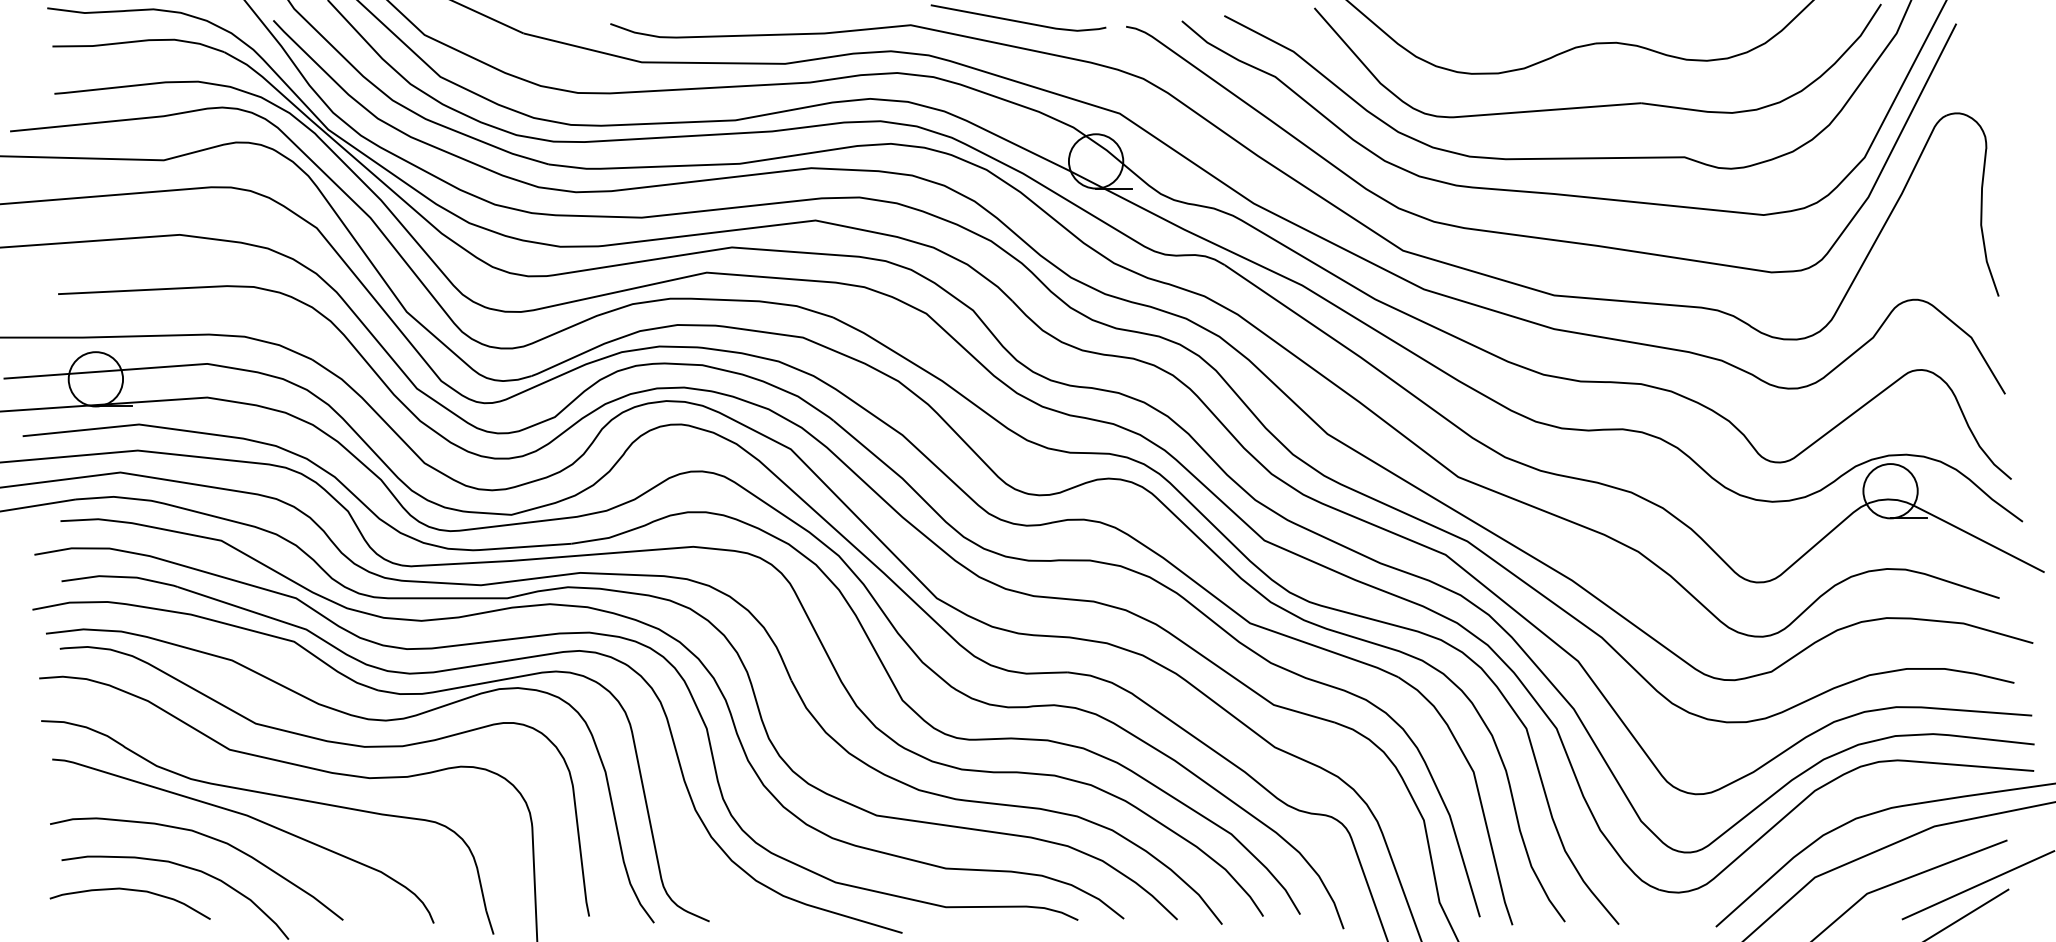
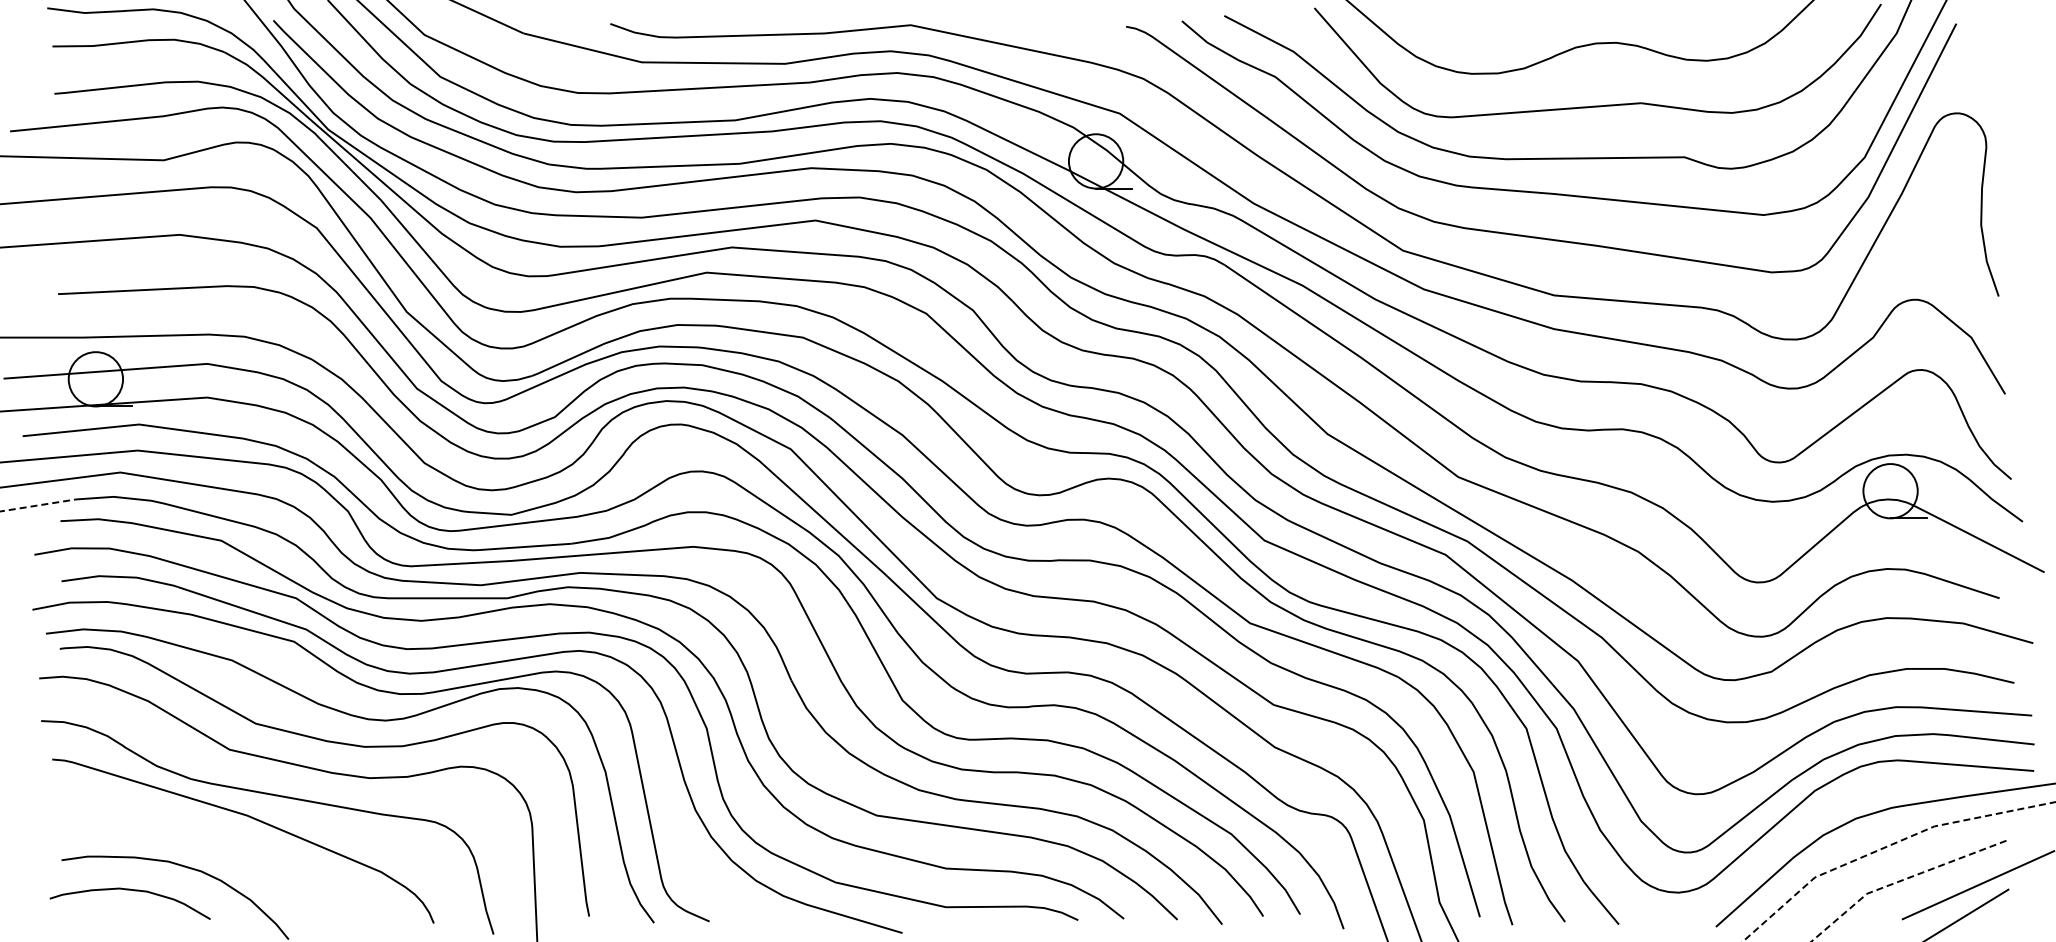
line: present -> none (1018, 20)
line: solid -> dashed (38, 505)
curve: present -> none (207, 837)
line: solid -> dashed (1887, 846)
line: solid -> dashed (1902, 880)
